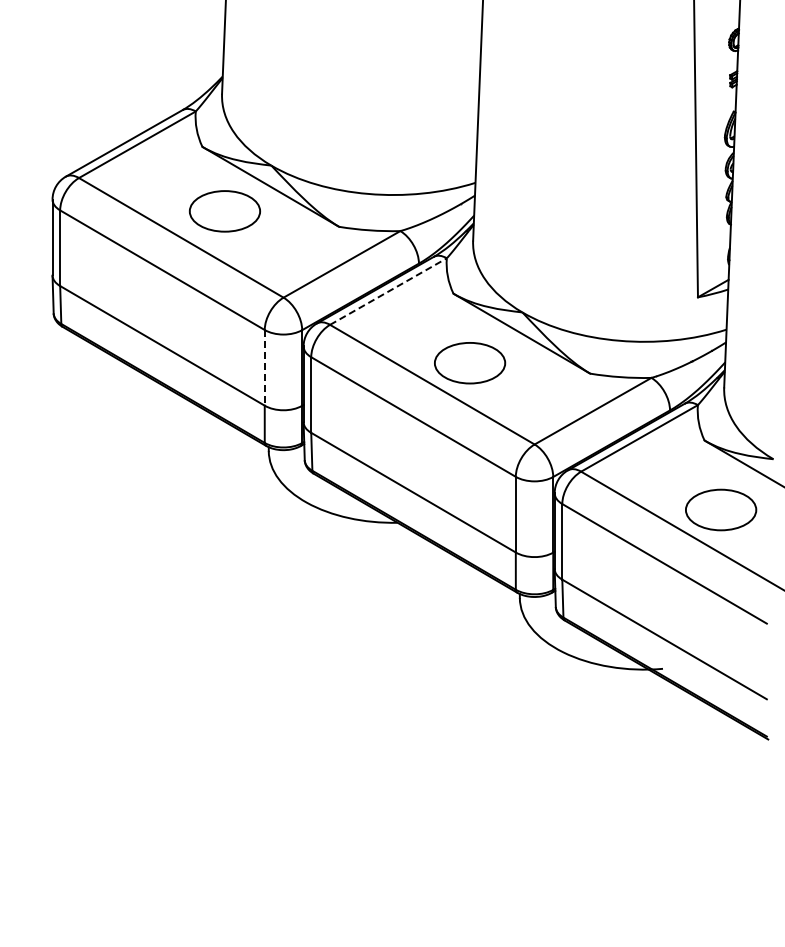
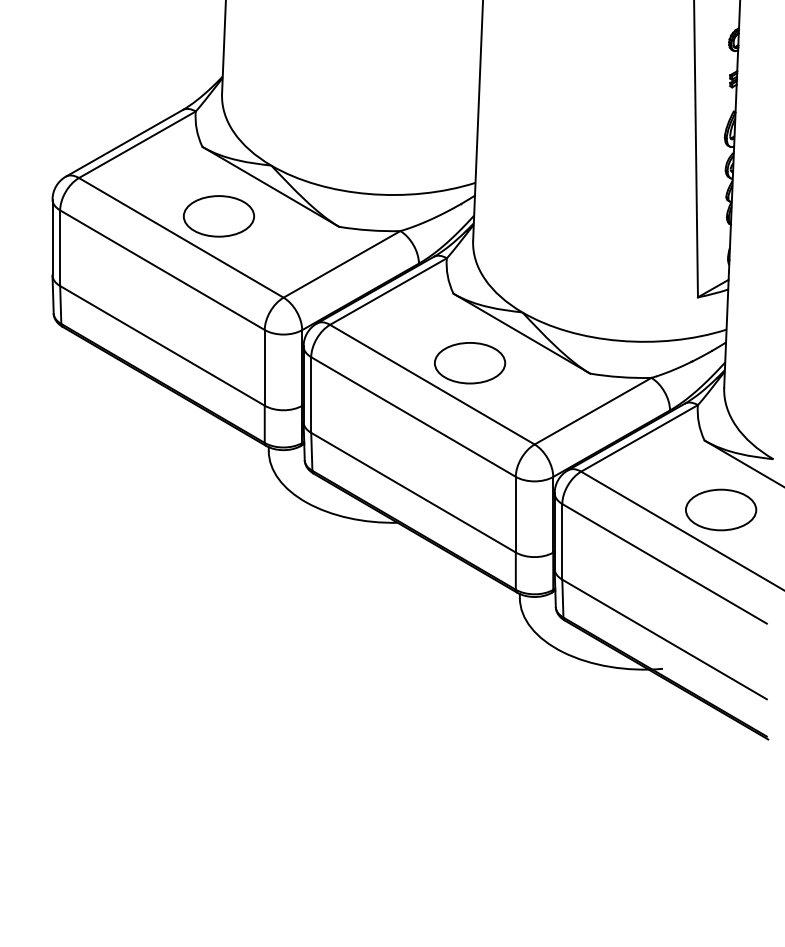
part position: (224, 211) -> (218, 216) (218, 216)
line: dashed -> solid (388, 291)
line: dashed -> solid (264, 367)
